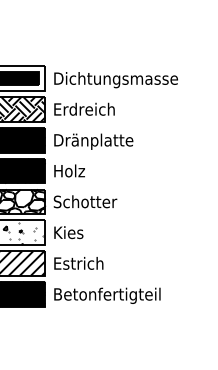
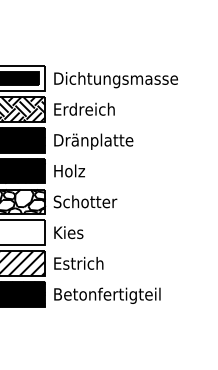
hatch: present -> none (22, 234)
